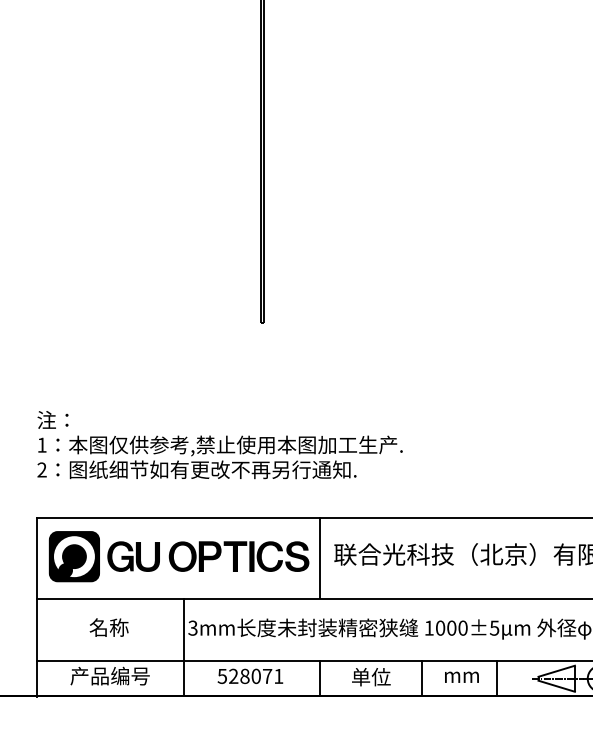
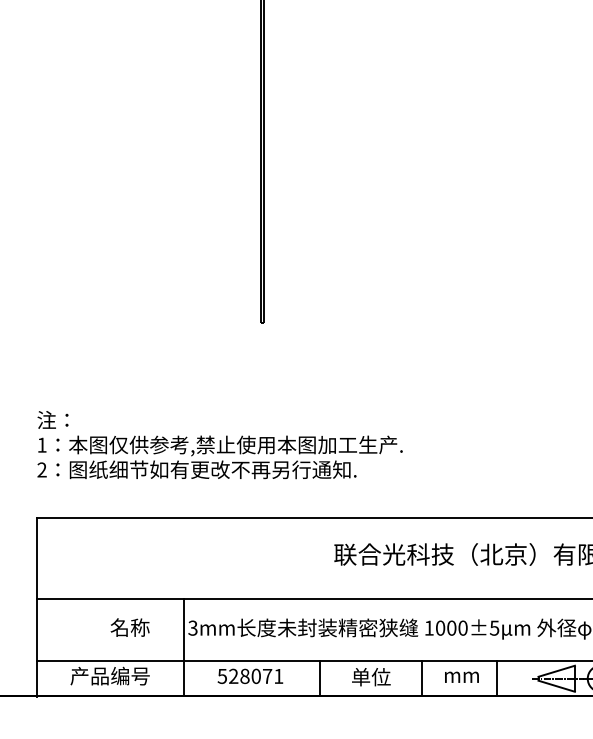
part: present -> none (178, 556)
line: present -> none (320, 557)
text position: (108, 627) -> (129, 627) (129, 627)
